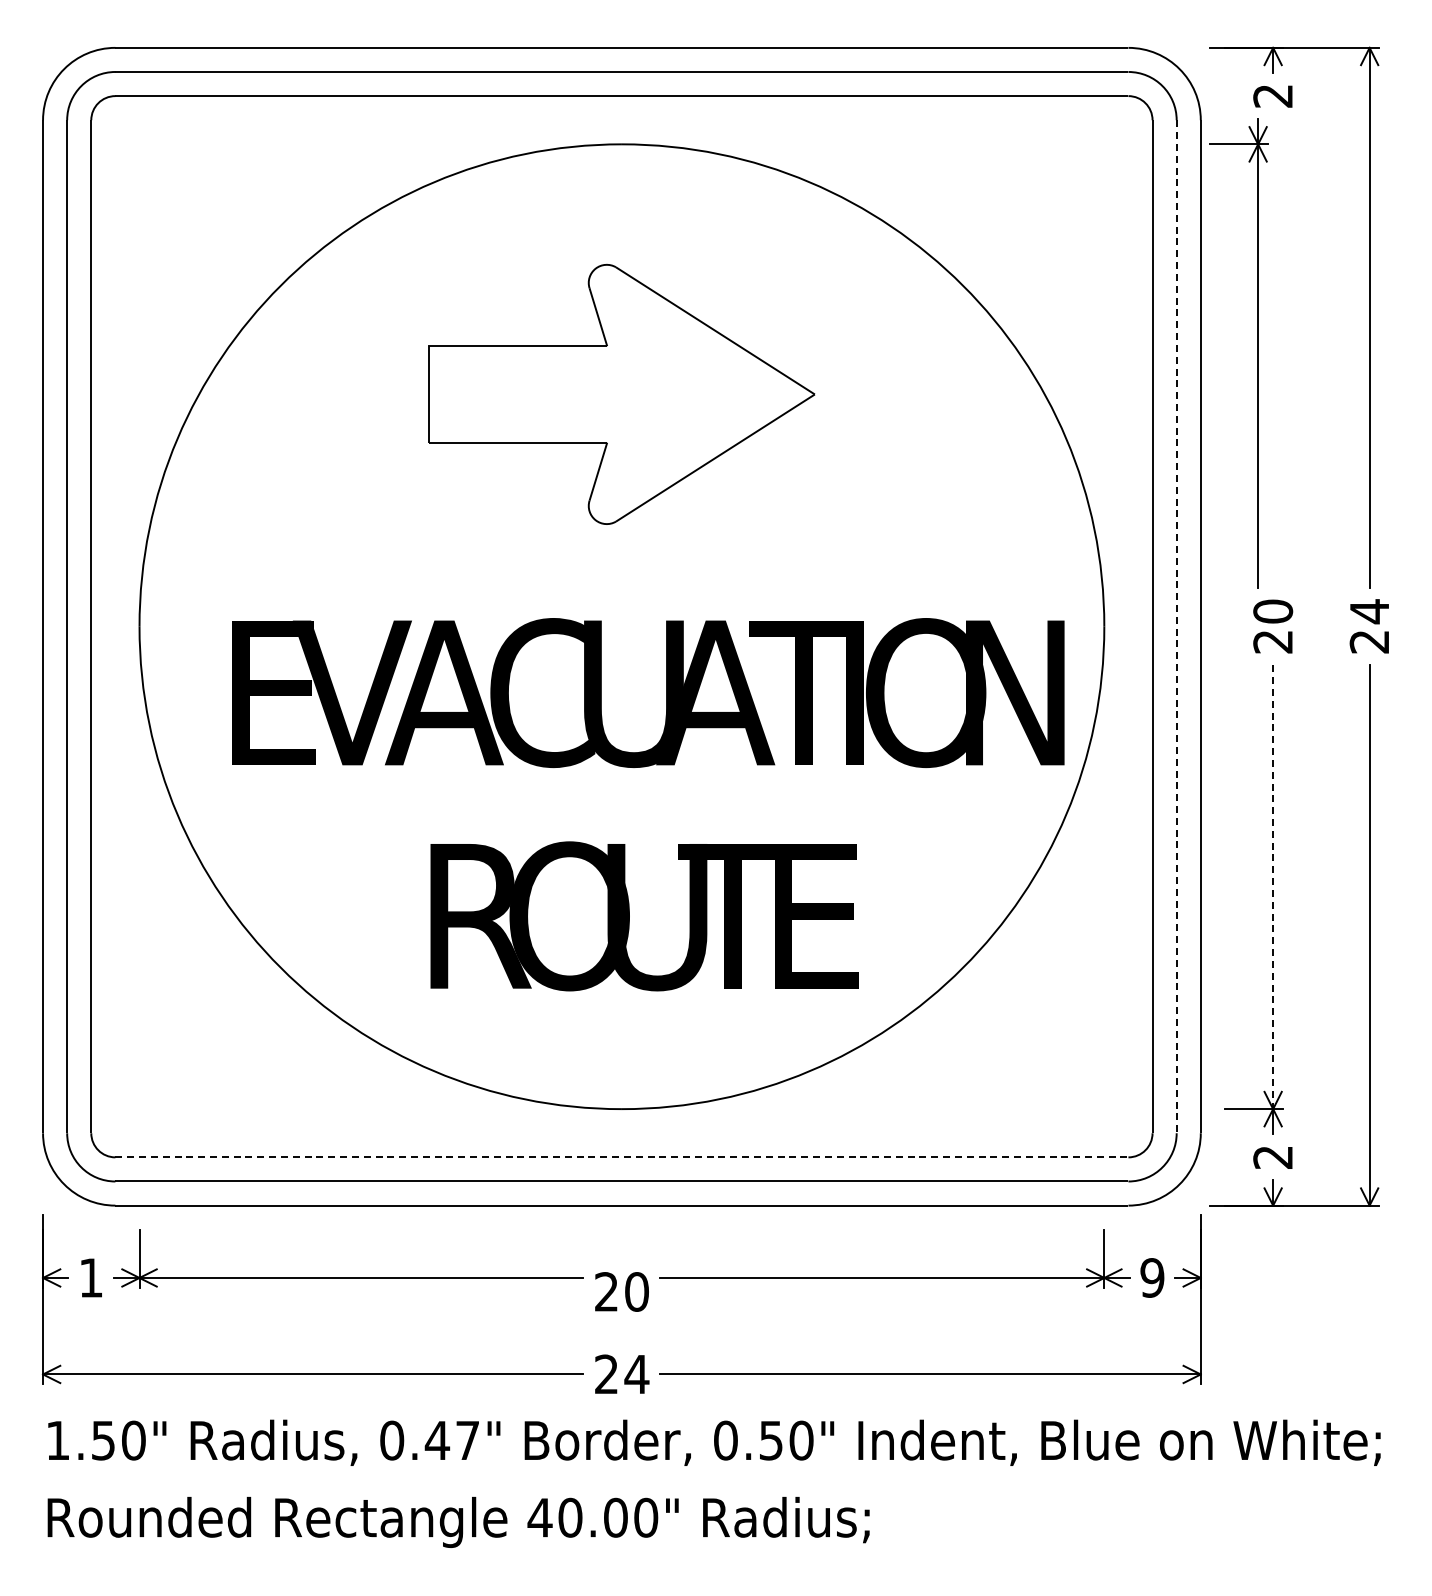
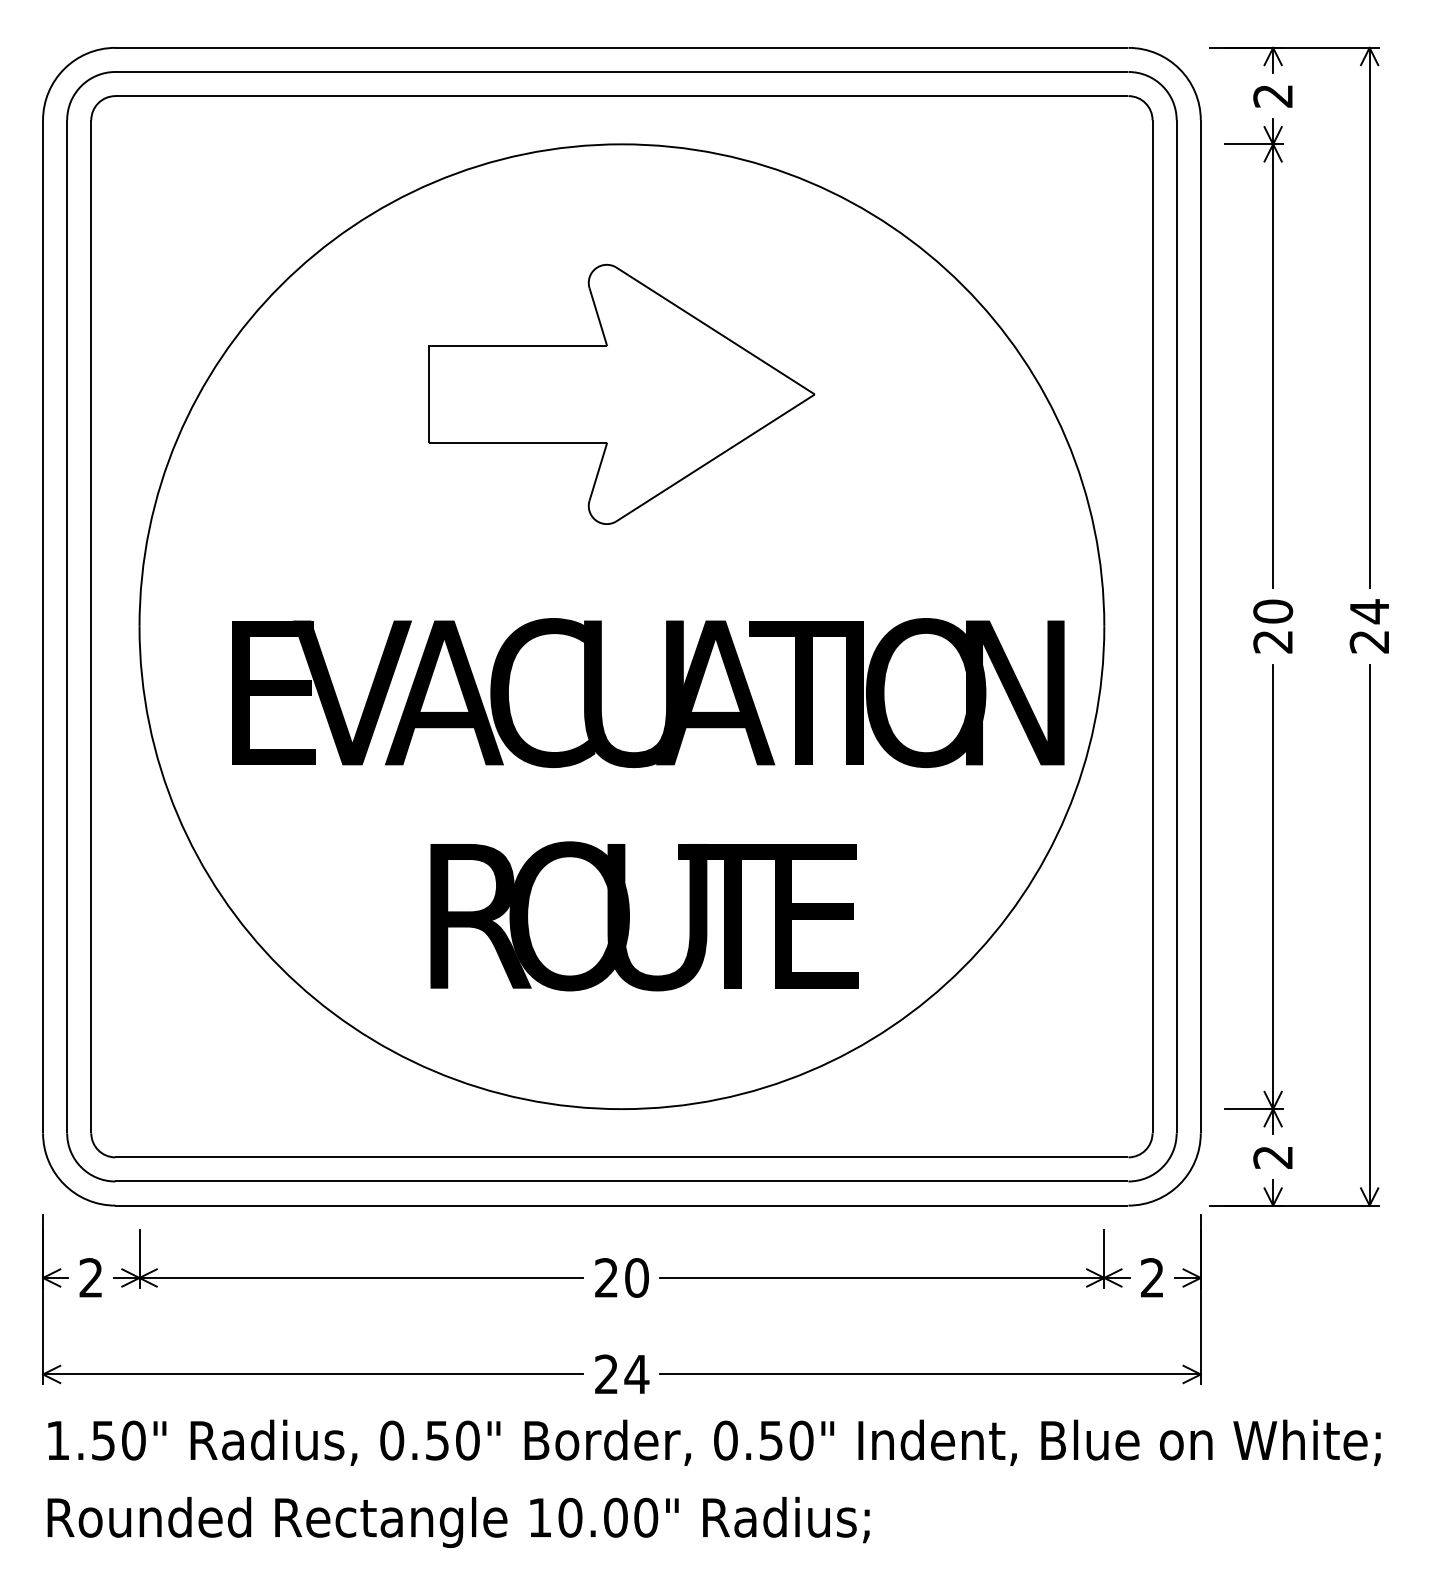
part position: (1257, 353) -> (1272, 353) (1272, 353)
line: dashed -> solid (1176, 626)
line: dashed -> solid (1273, 887)
line: dashed -> solid (621, 1157)
text: 1 -> 2 (90, 1277)
text: 9 -> 2 (1152, 1277)
text position: (621, 1291) -> (621, 1277) (621, 1277)
text: 0.47" -> 0.50" (451, 1440)
text: 40.00" -> 10.00" (539, 1517)
